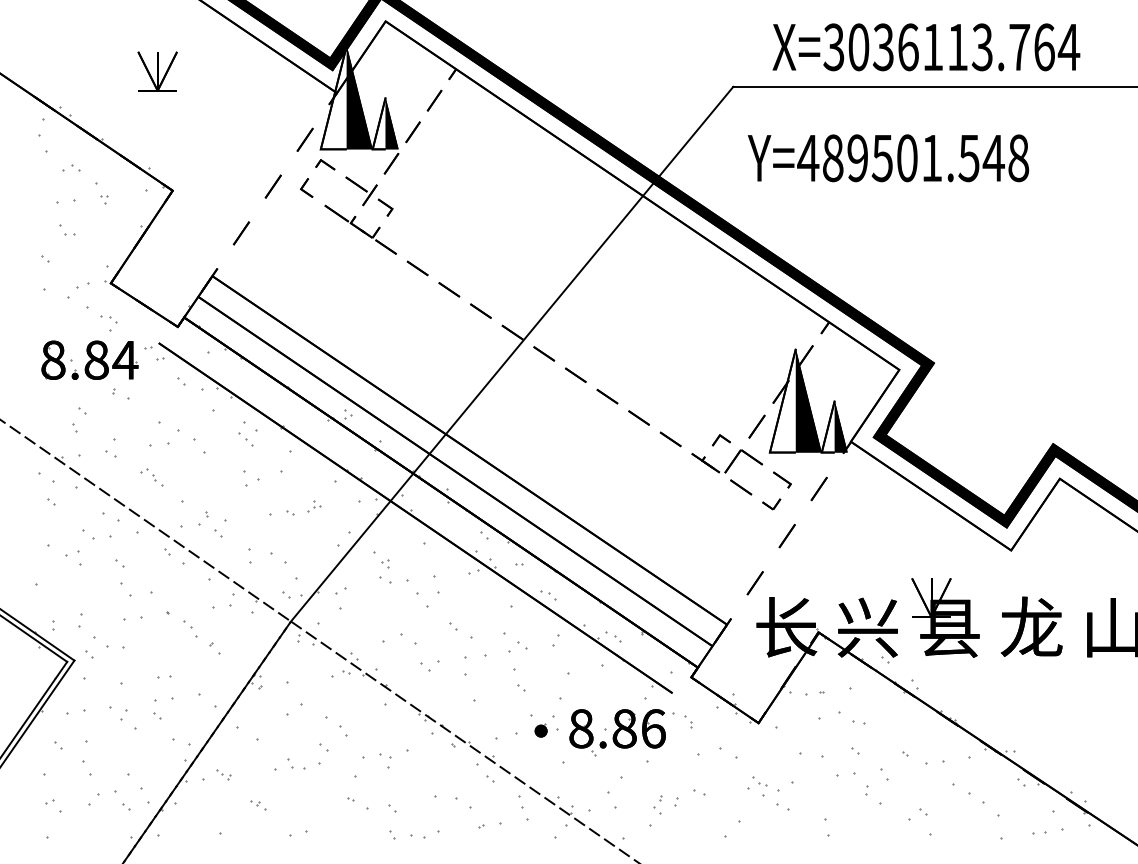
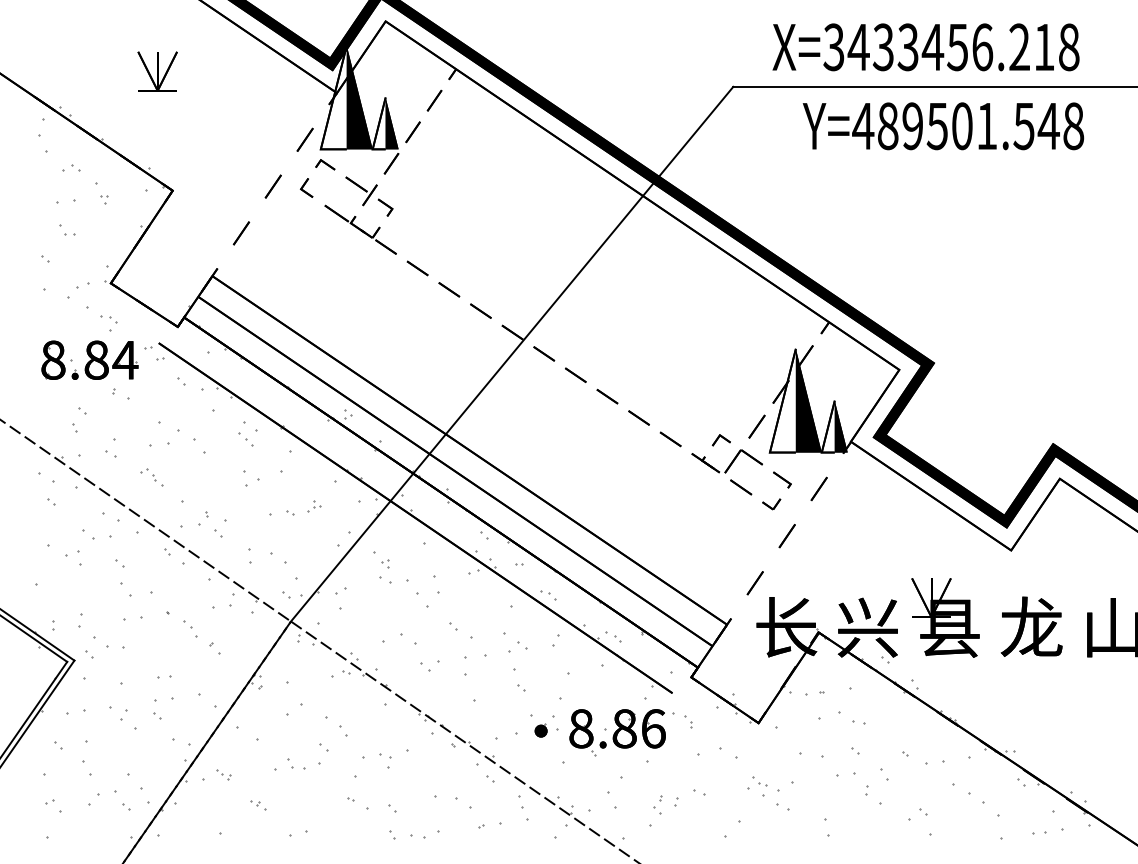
text: X=3036113.764 -> X=3433456.218 (963, 47)
text position: (888, 158) -> (943, 126) (943, 126)
